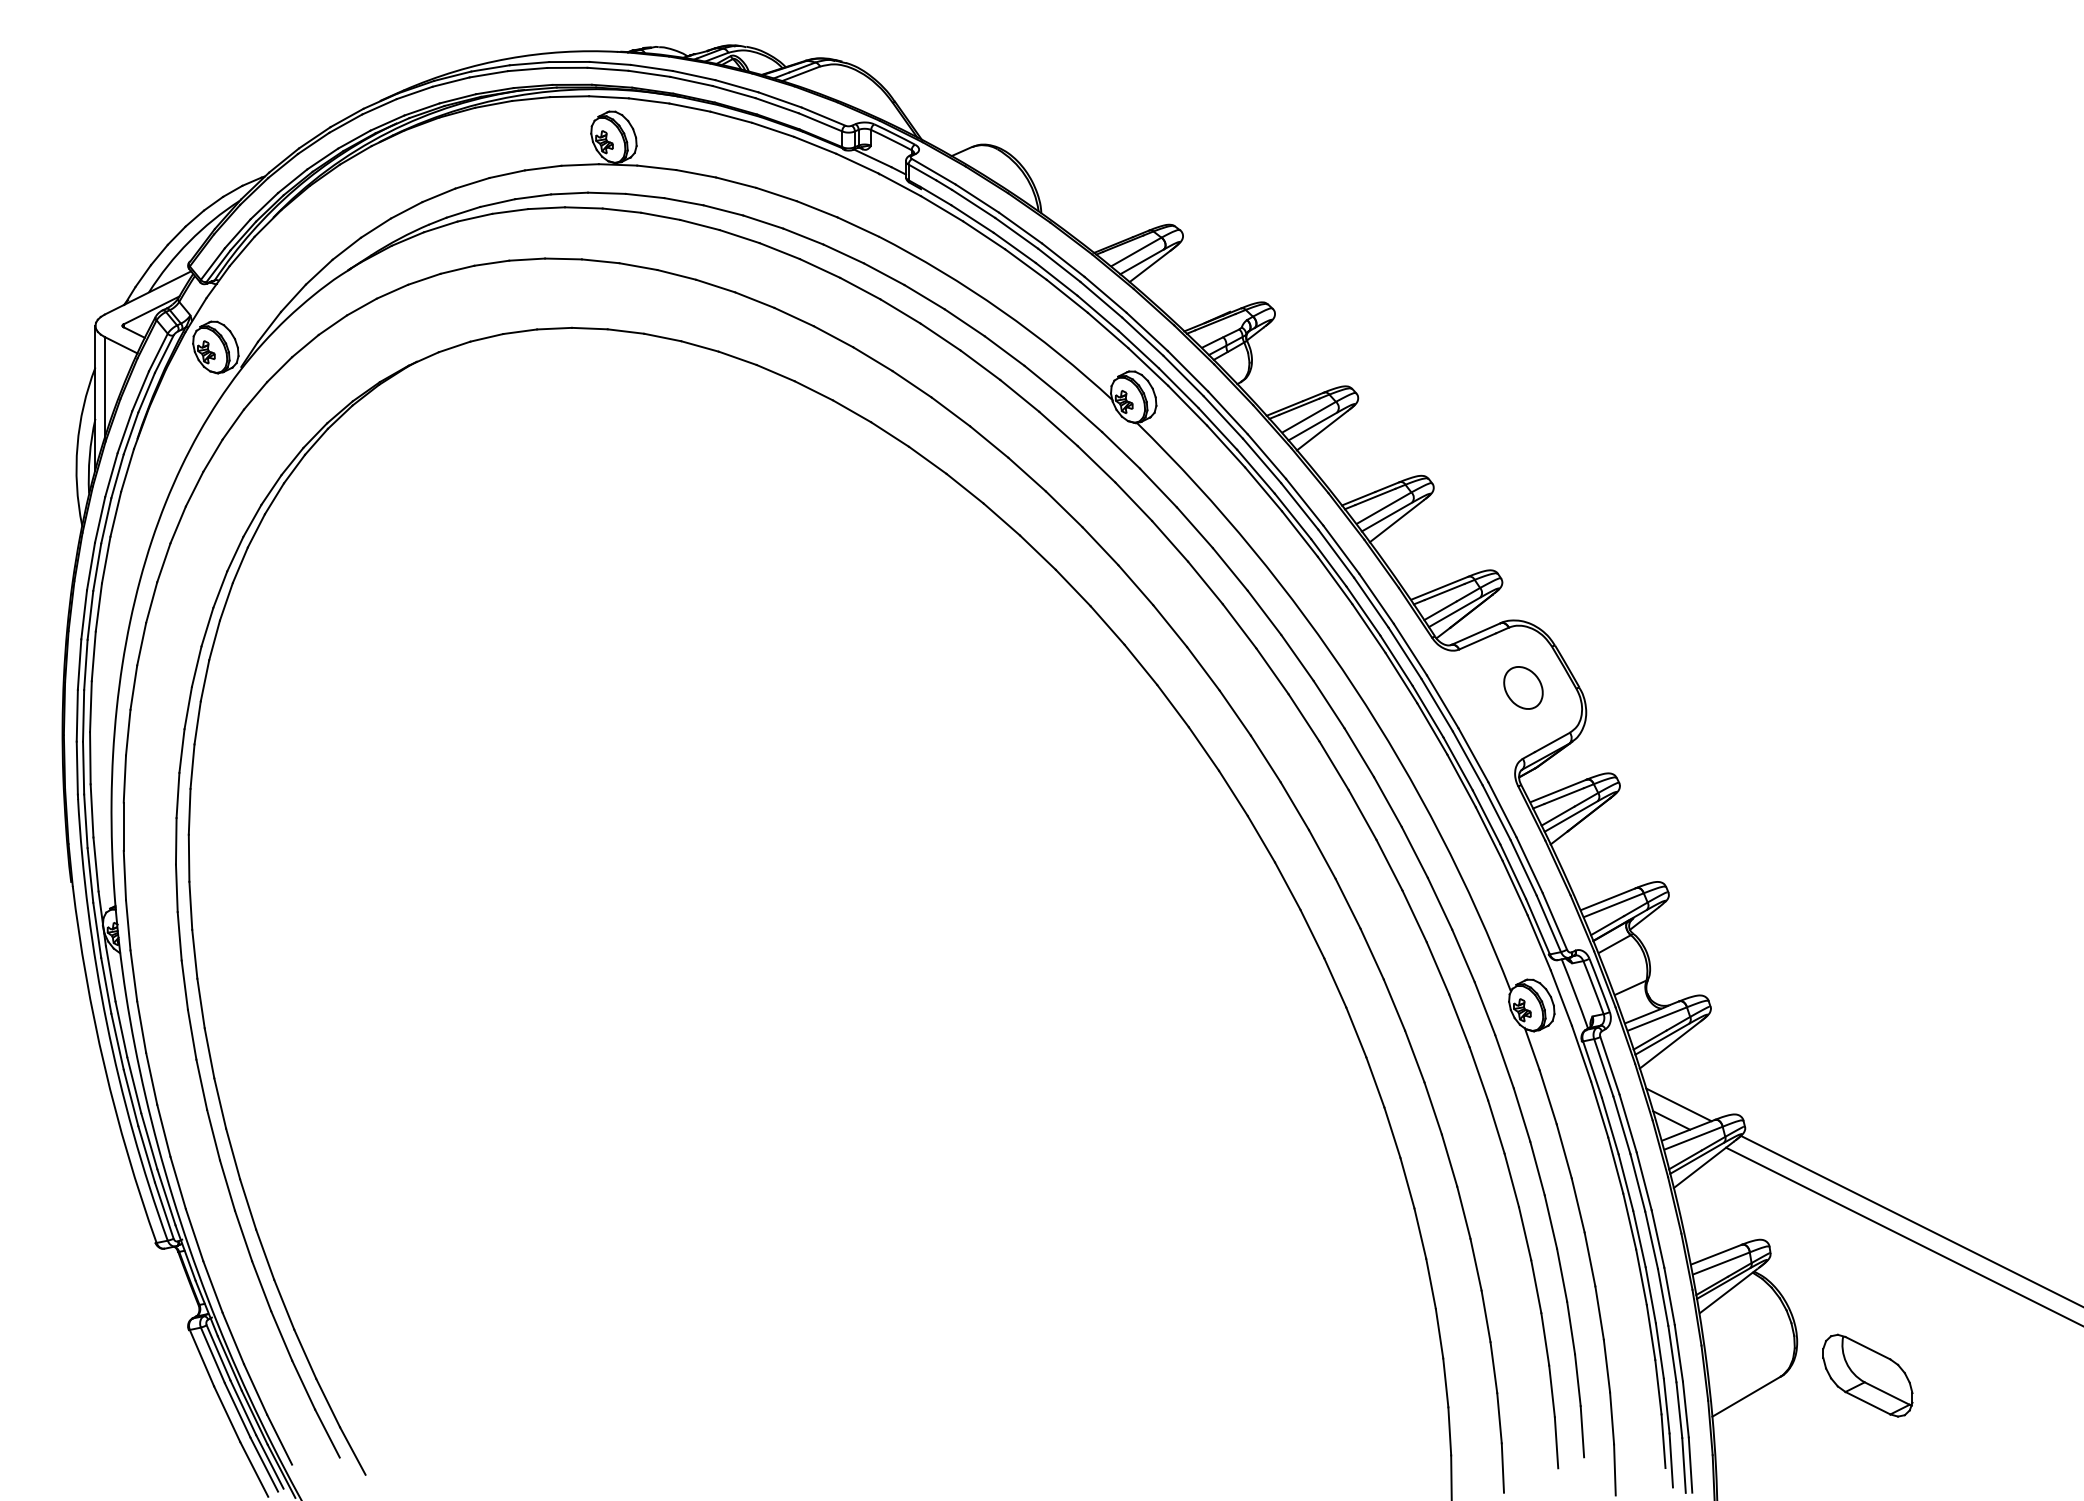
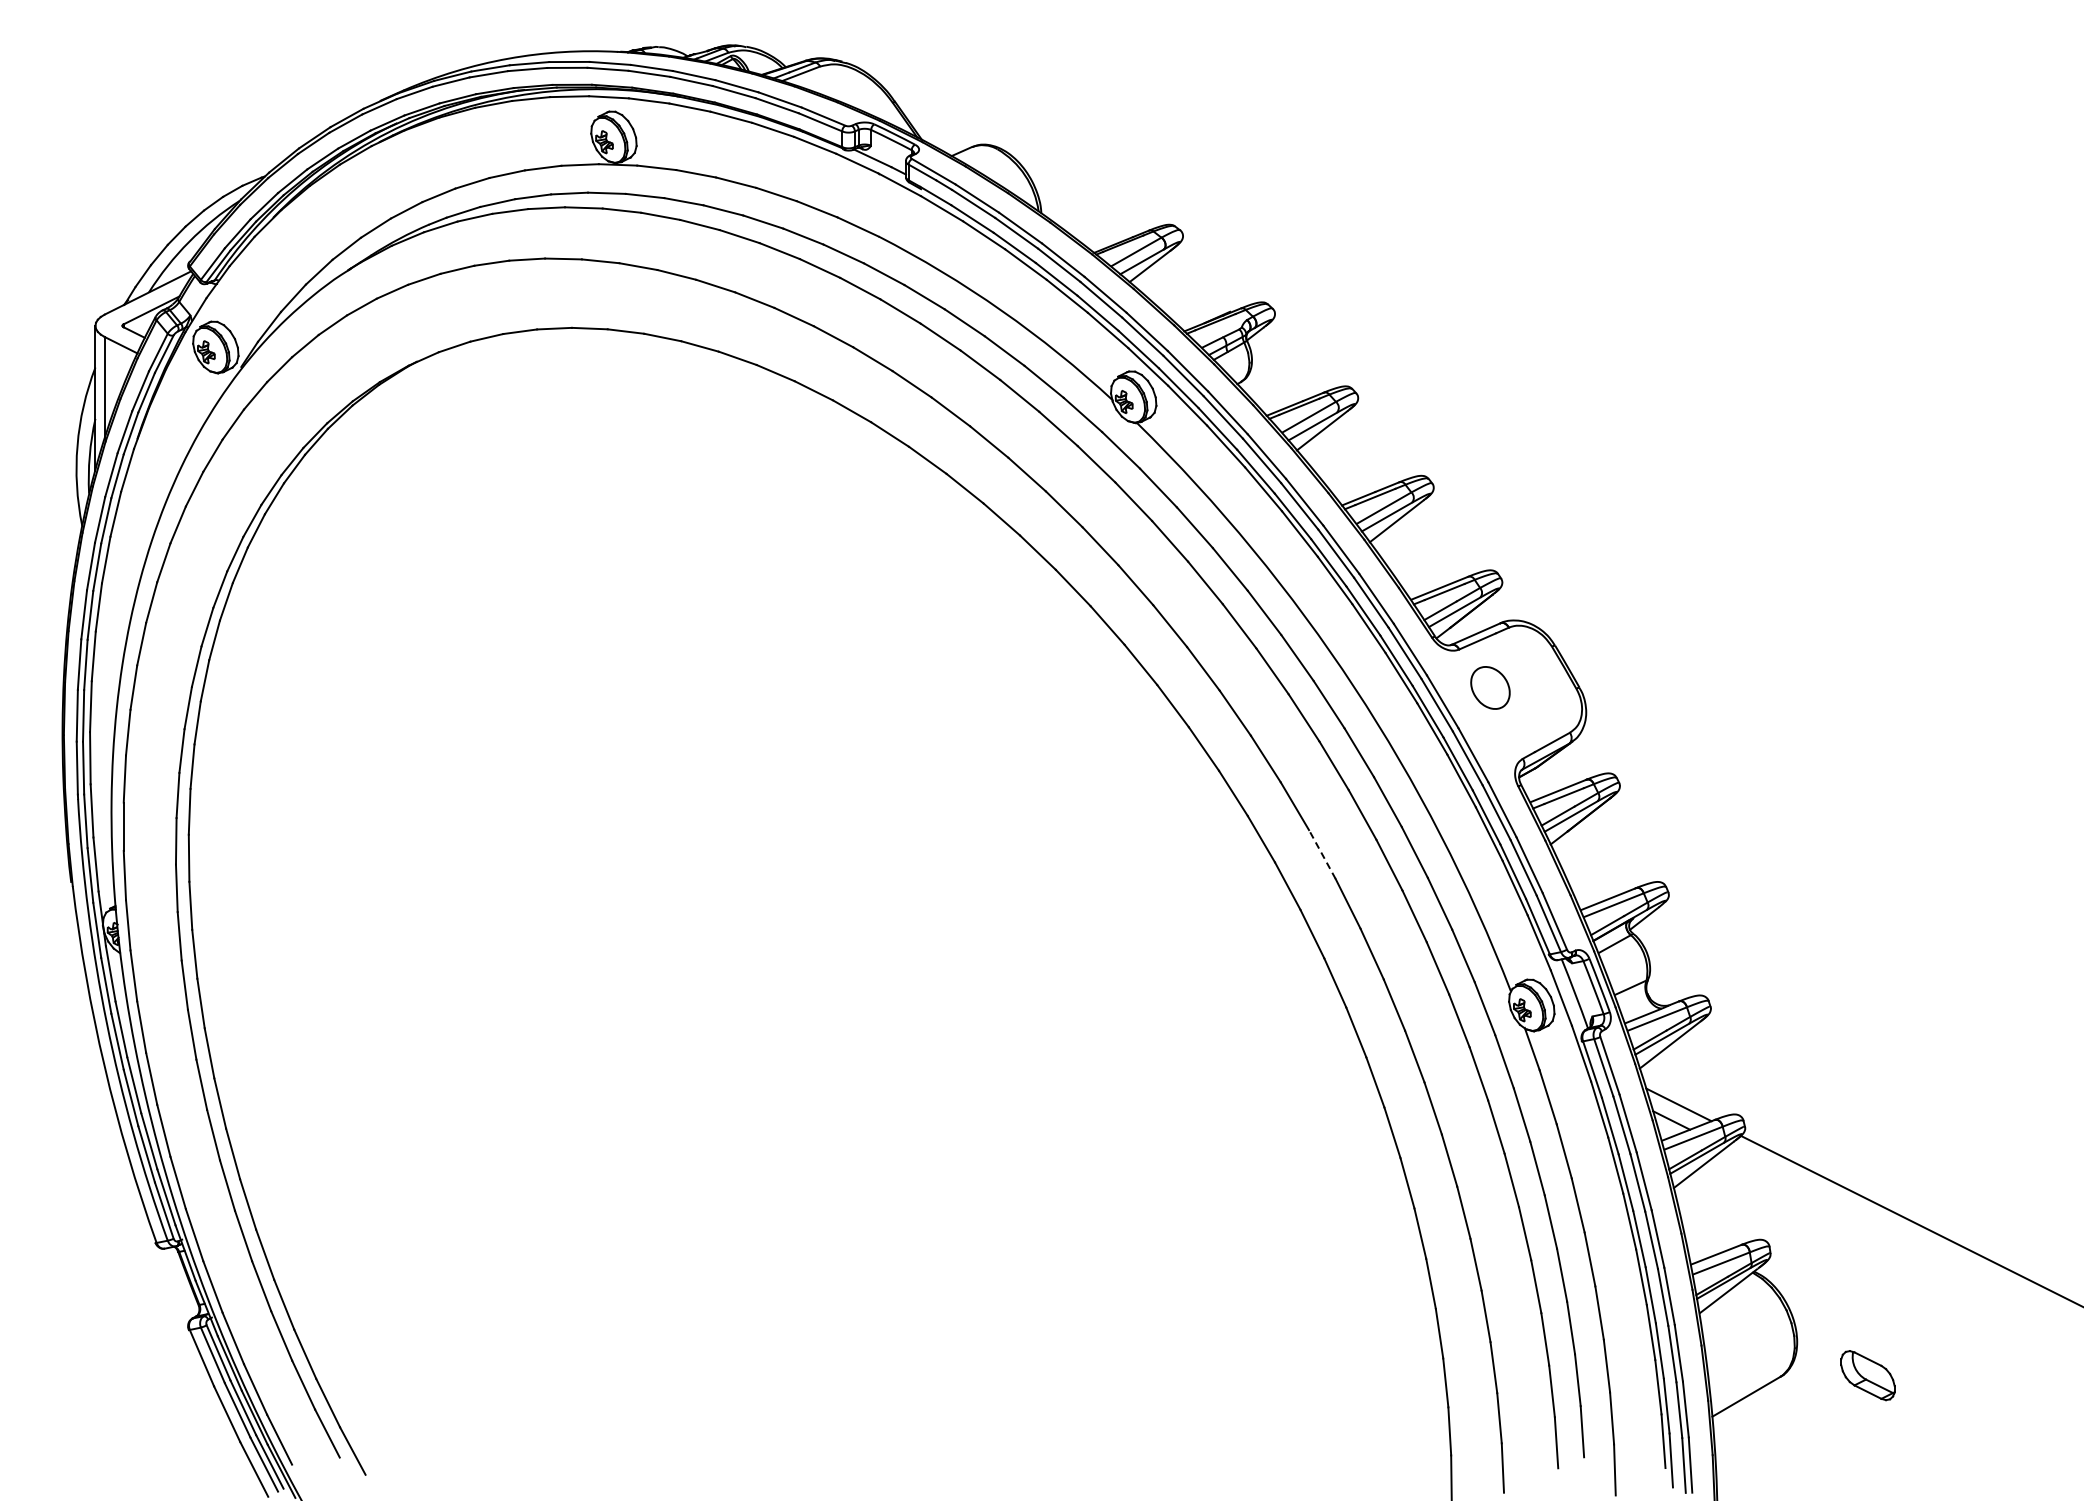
part position: (1523, 687) -> (1490, 687) (1490, 687)
line: solid -> dashed (1322, 854)
line: present -> none (1903, 1236)
part size: 92x85 px -> 56x52 px (1867, 1375)
